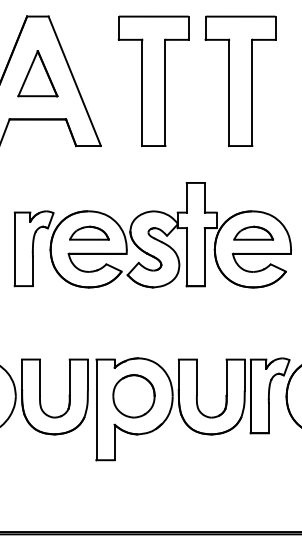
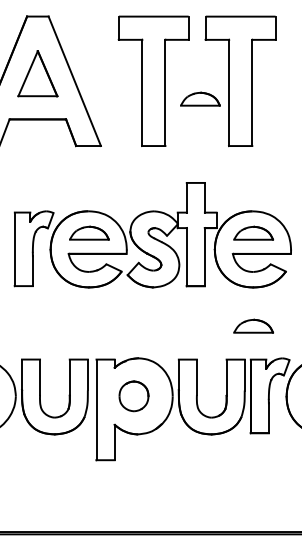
part: none -> present (200, 98)
part: none -> present (253, 325)
part size: 44x45 px -> 32x33 px (133, 396)
